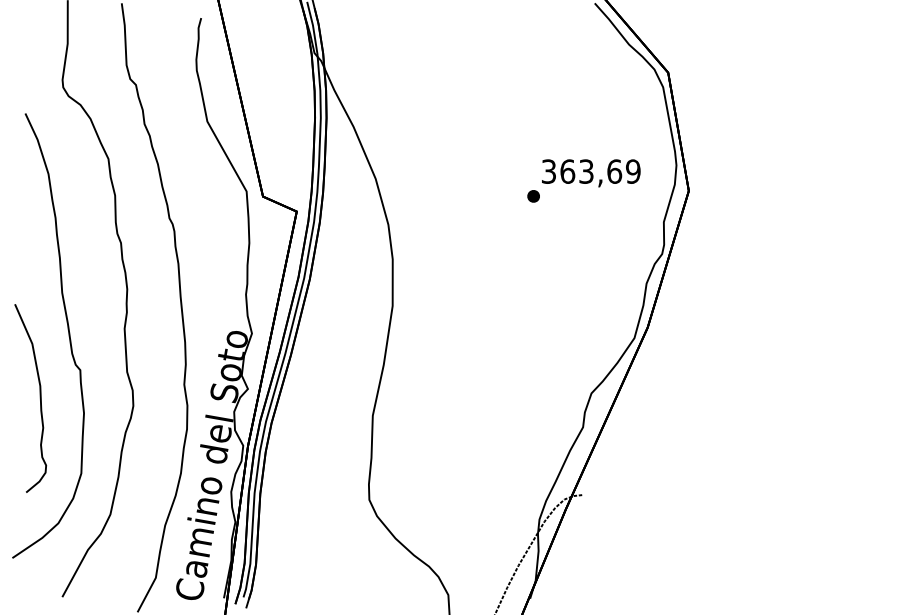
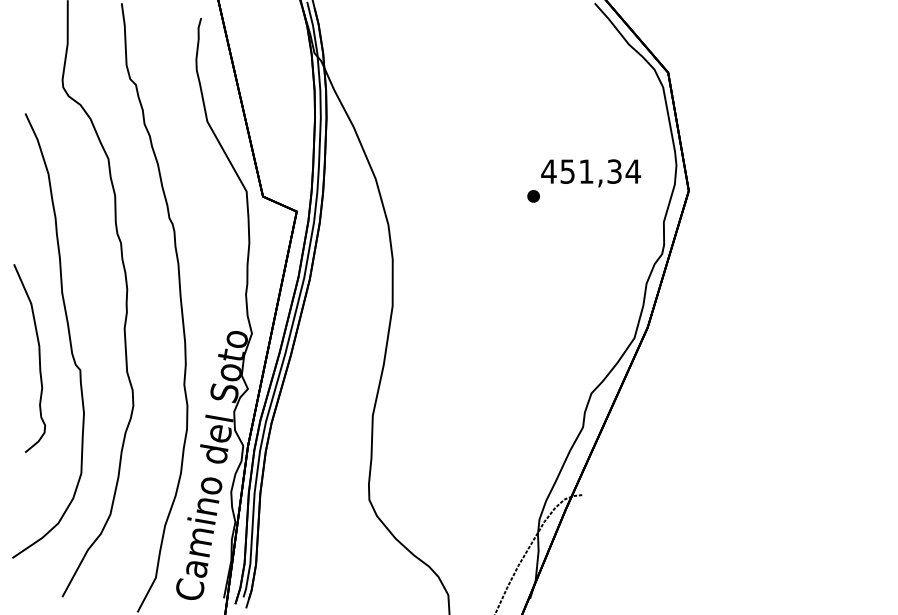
text: 363,69 -> 451,34 (591, 171)
curve position: (39, 398) -> (38, 358) (38, 358)
